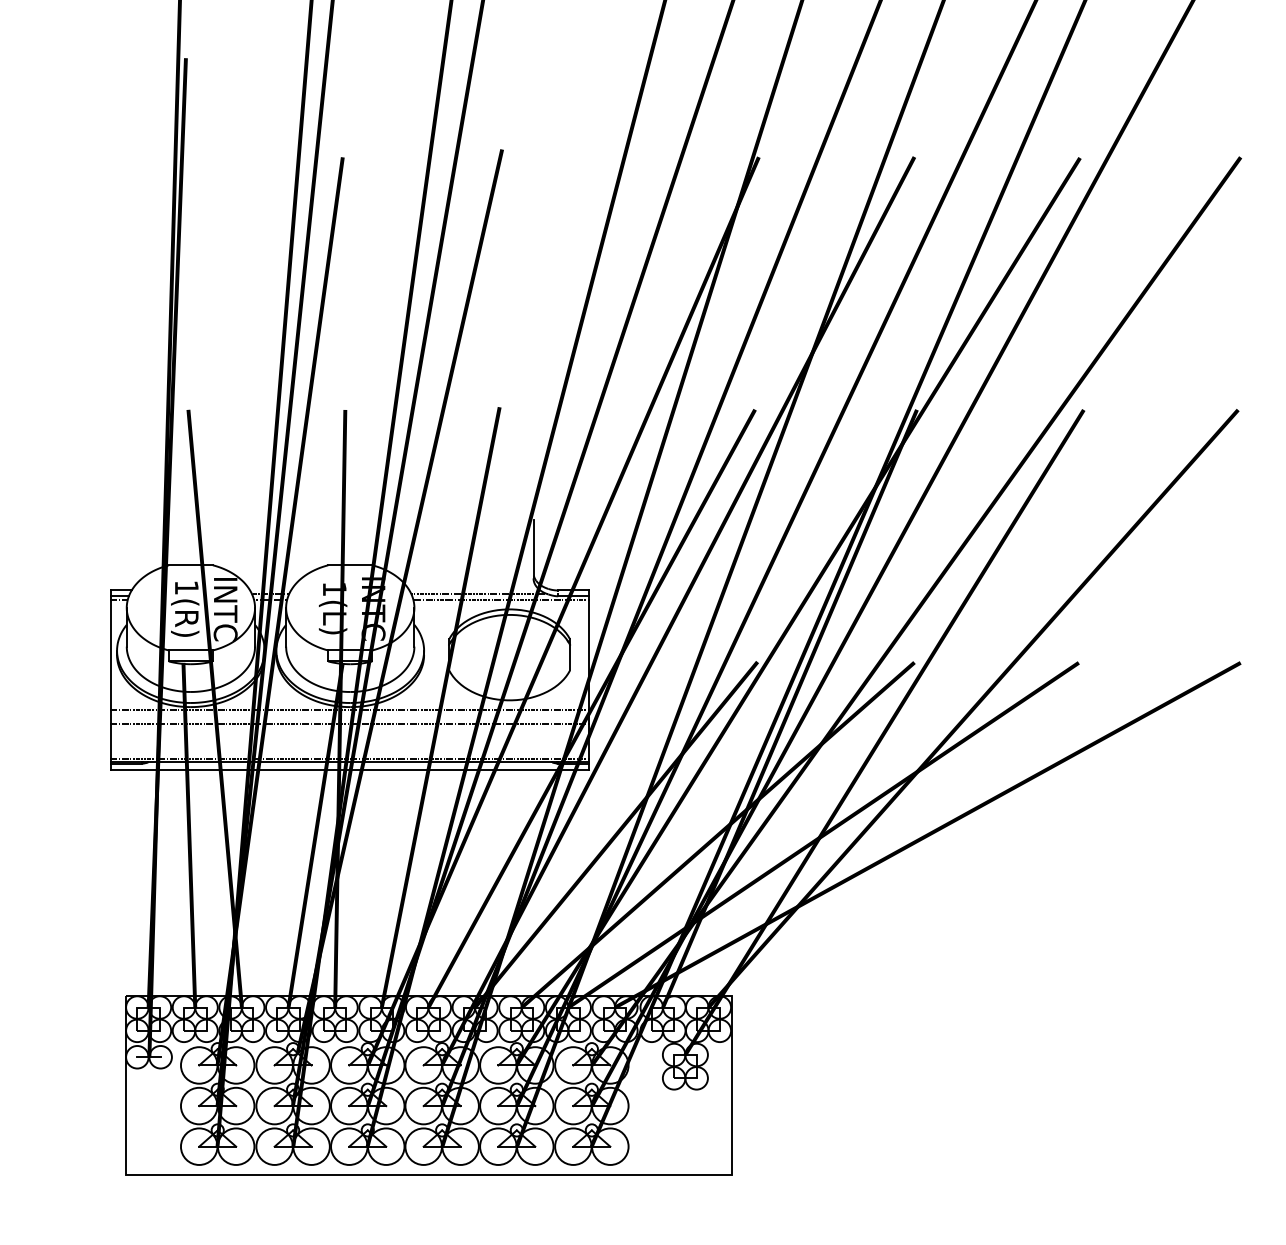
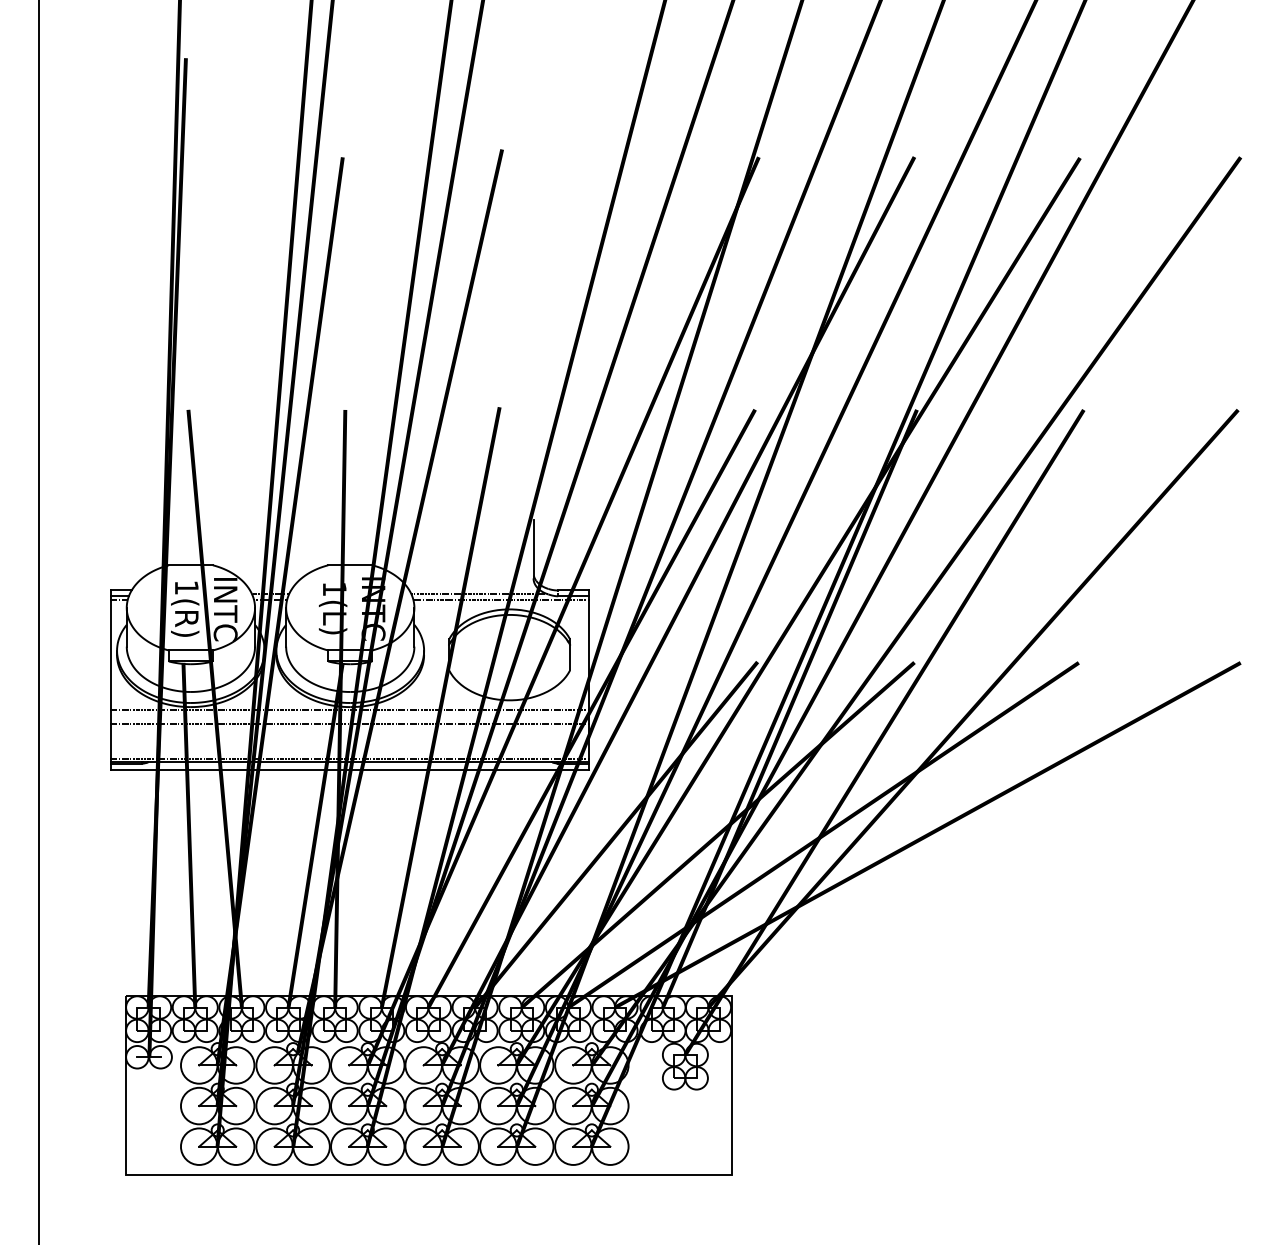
line: none -> present (38, 621)
